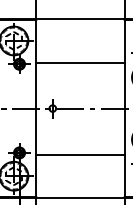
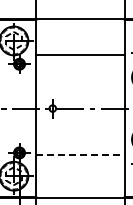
line position: (80, 62) -> (80, 54) (80, 54)
line: solid -> dashed (80, 154)
